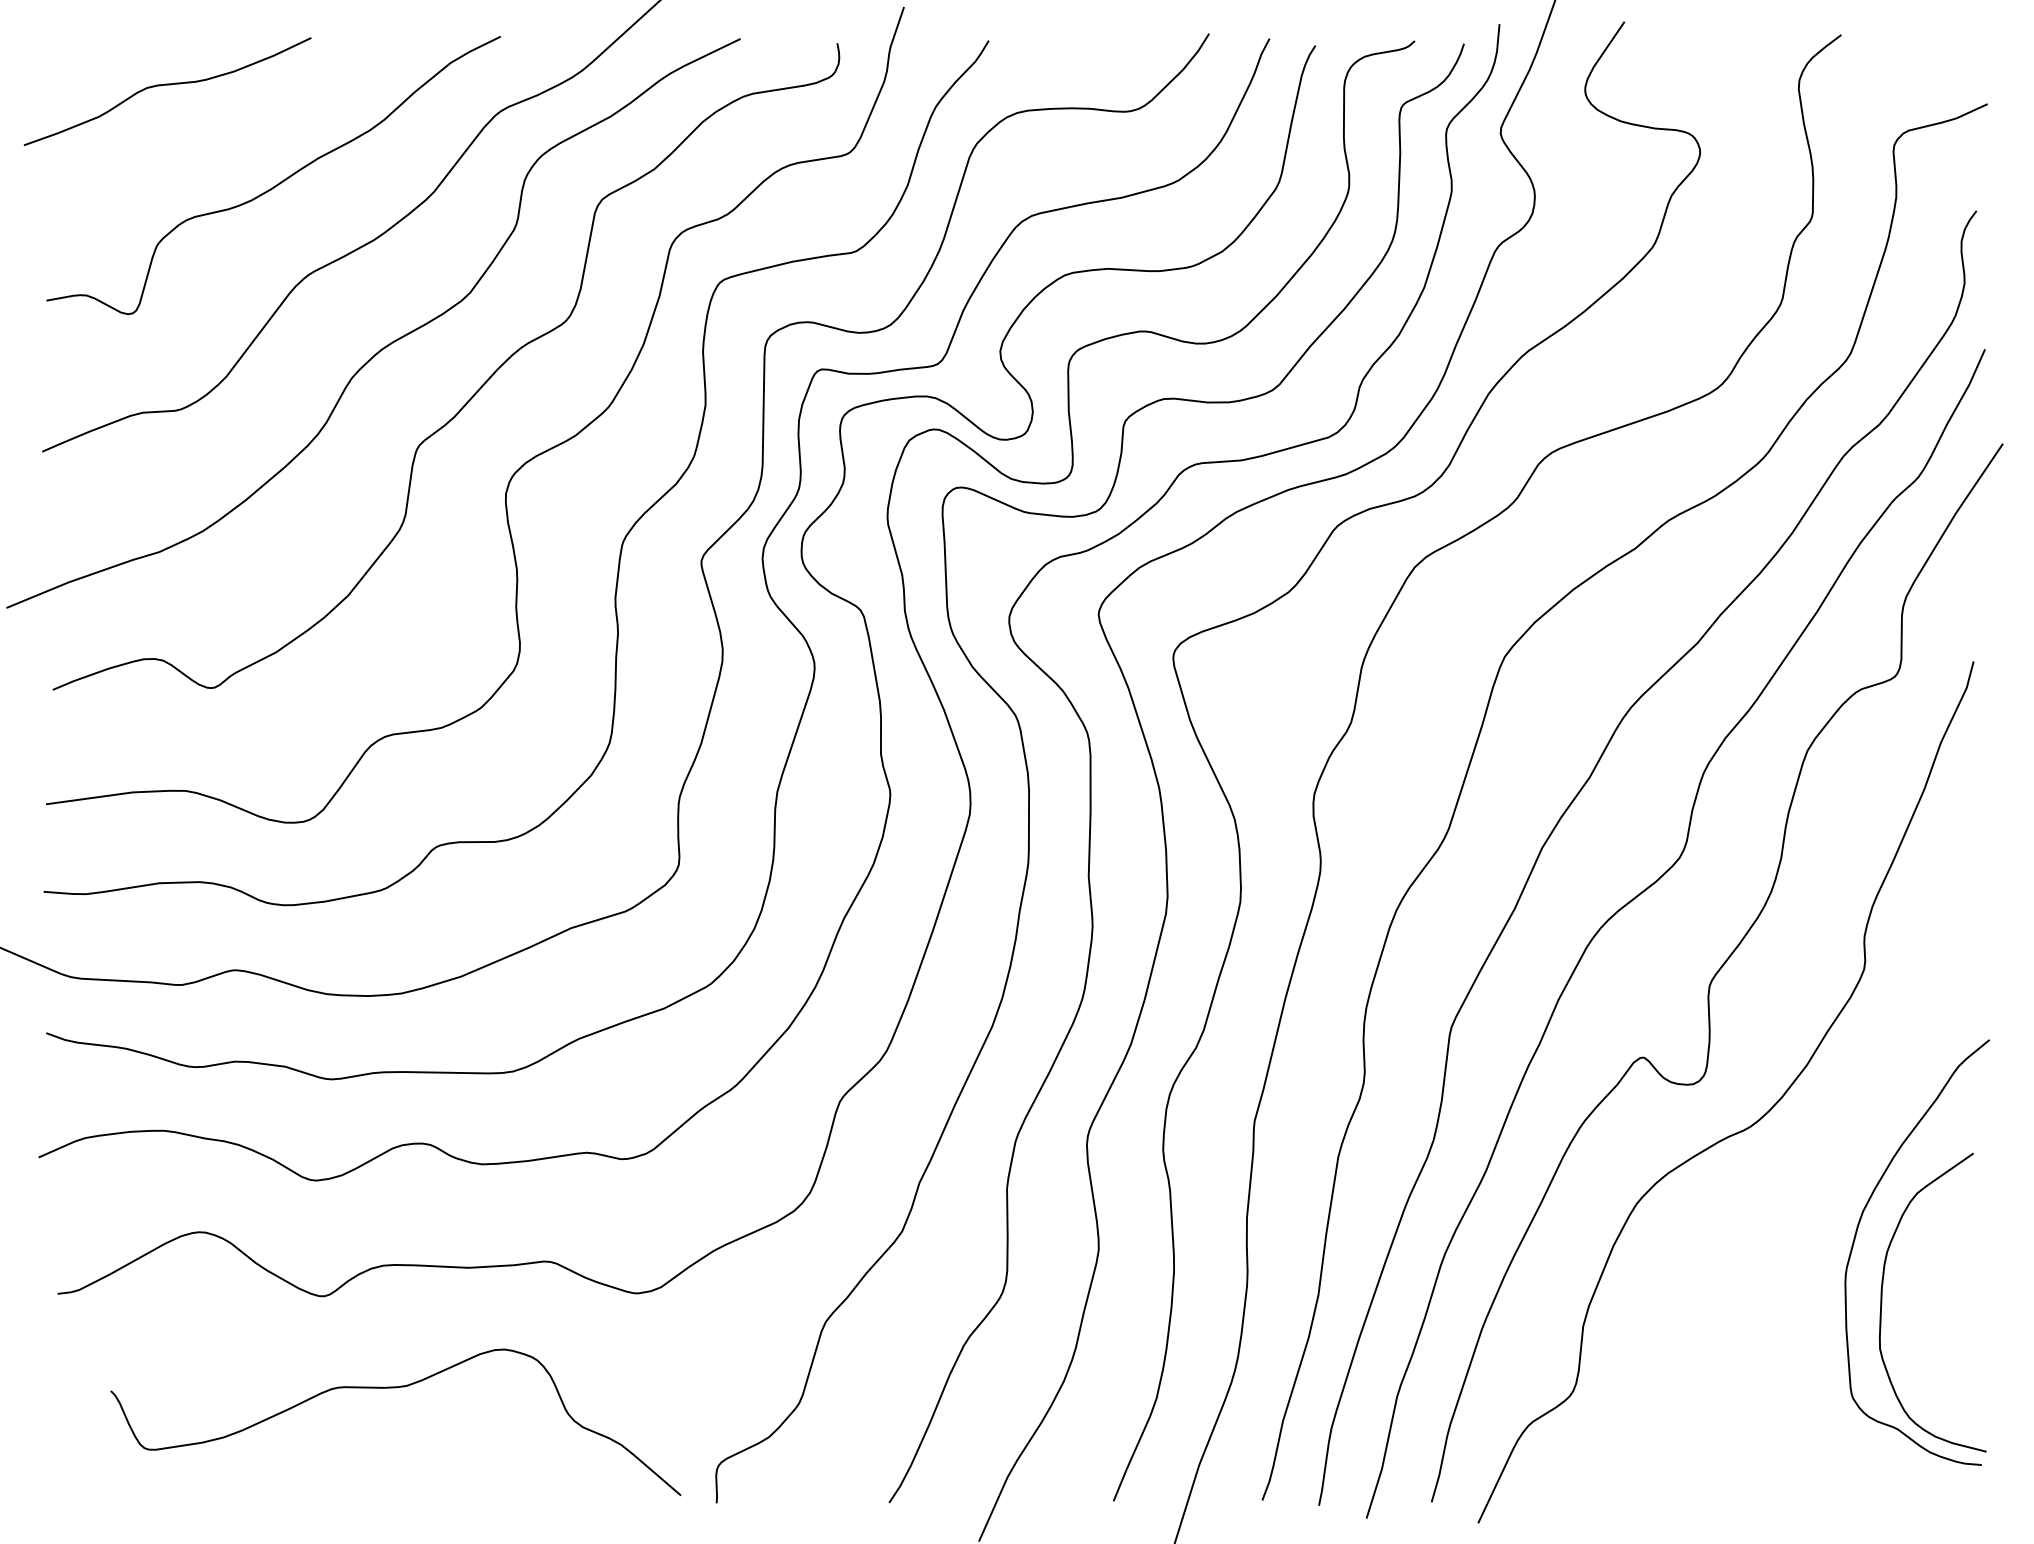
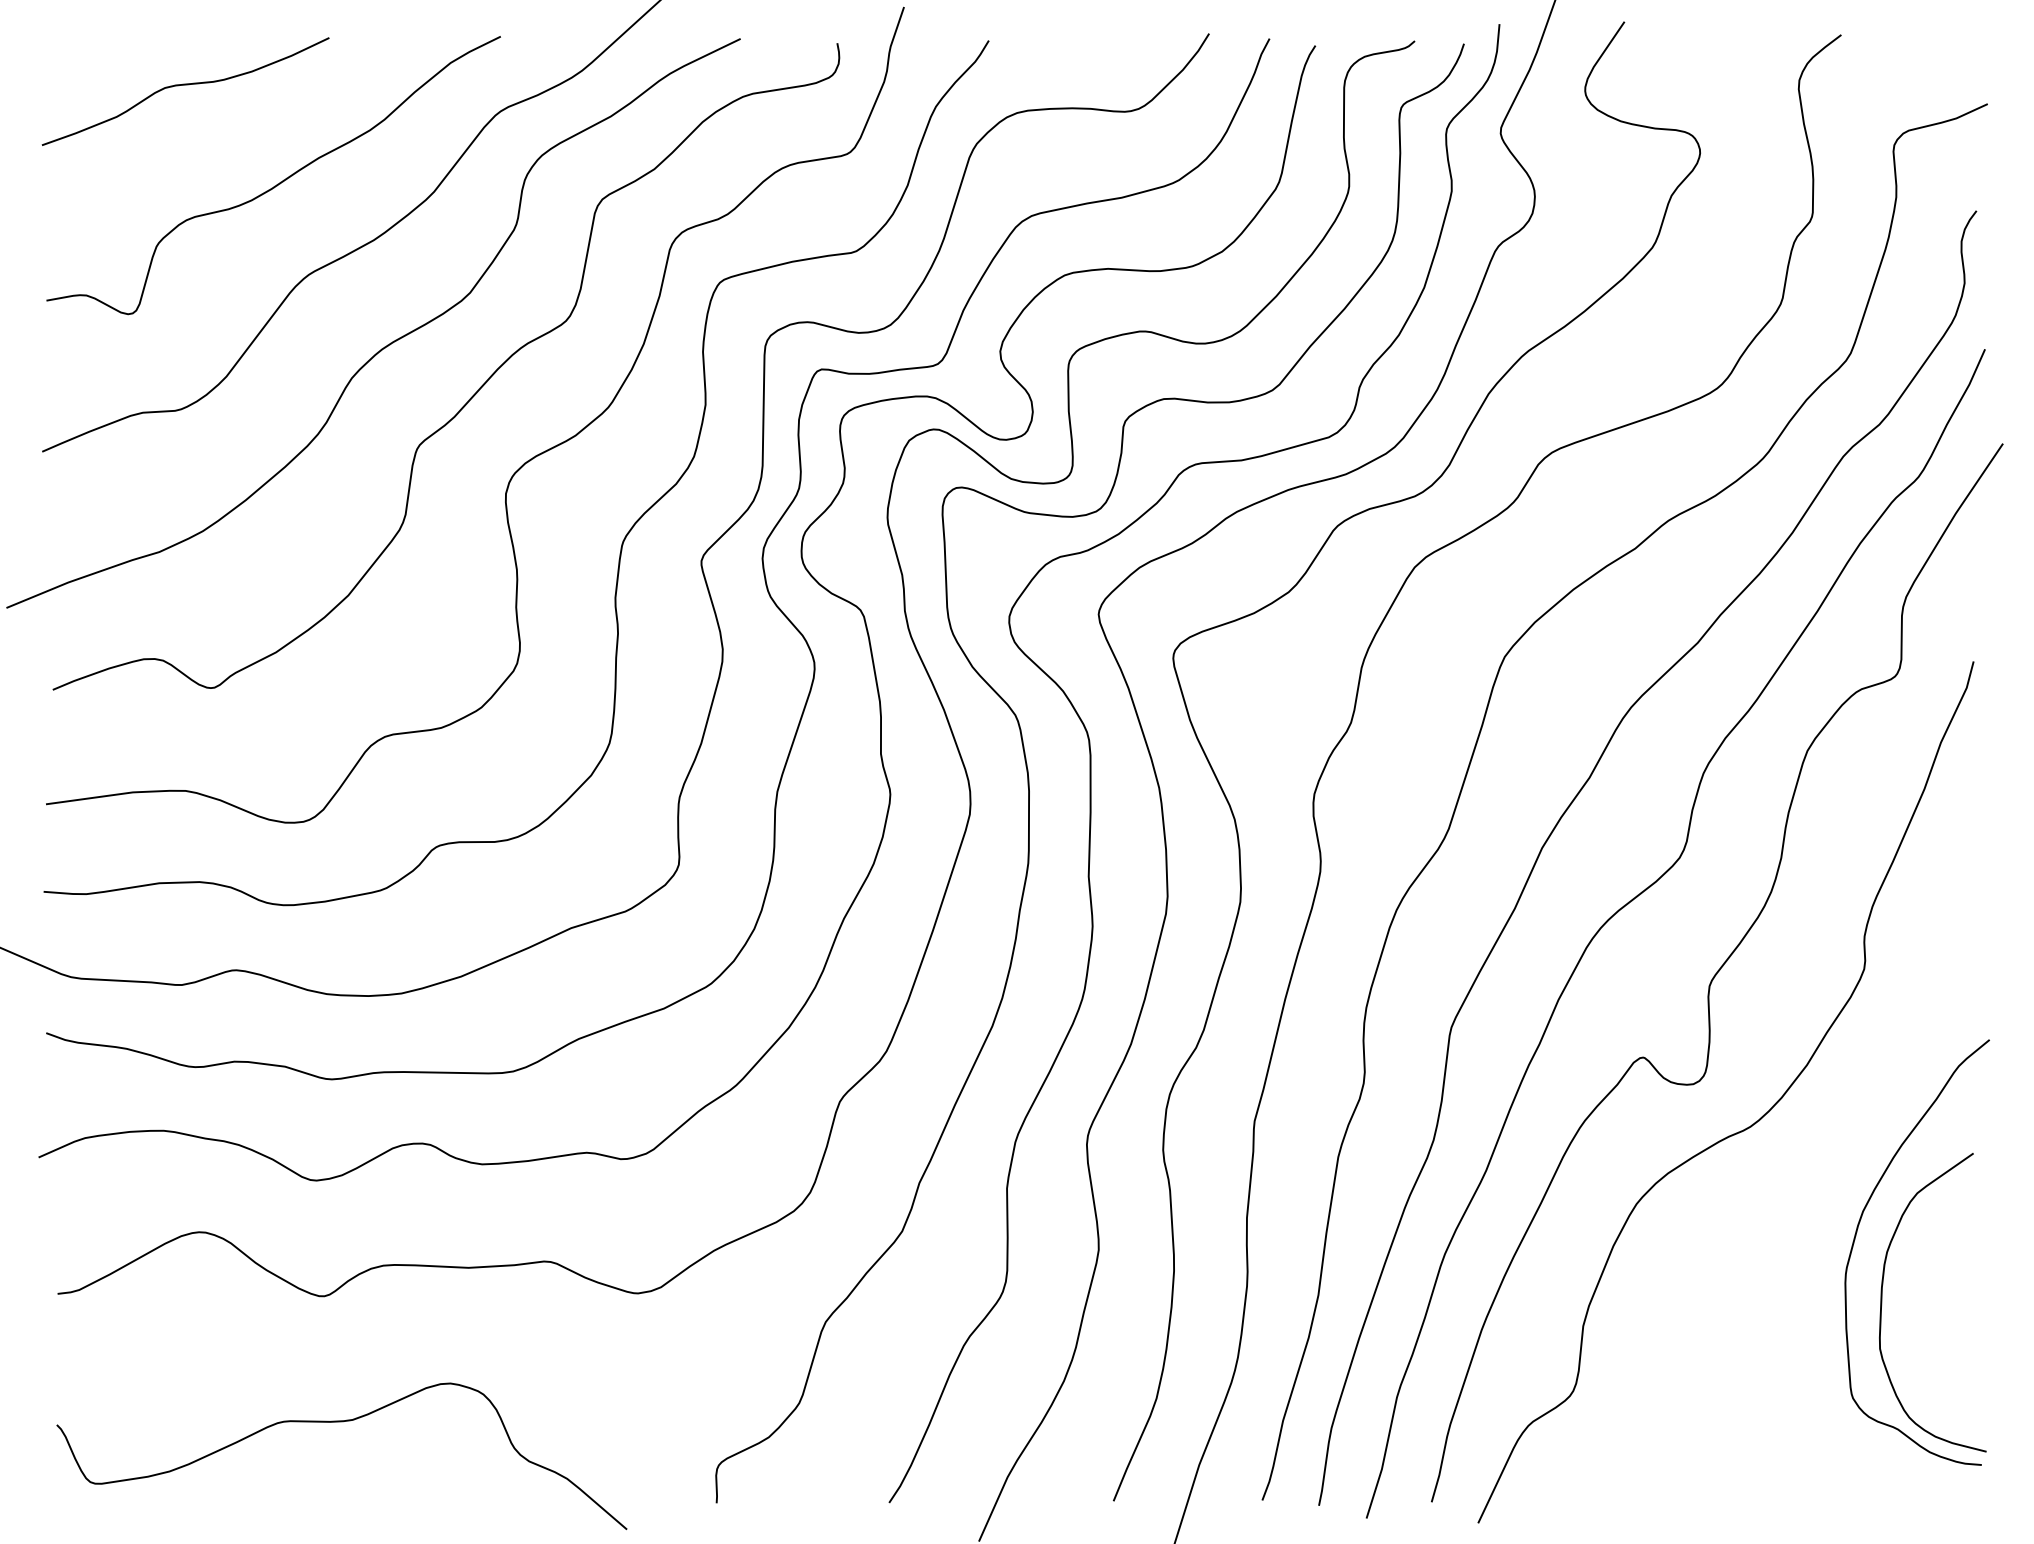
curve position: (167, 85) -> (185, 85) (185, 85)
curve position: (395, 1388) -> (341, 1422) (341, 1422)
